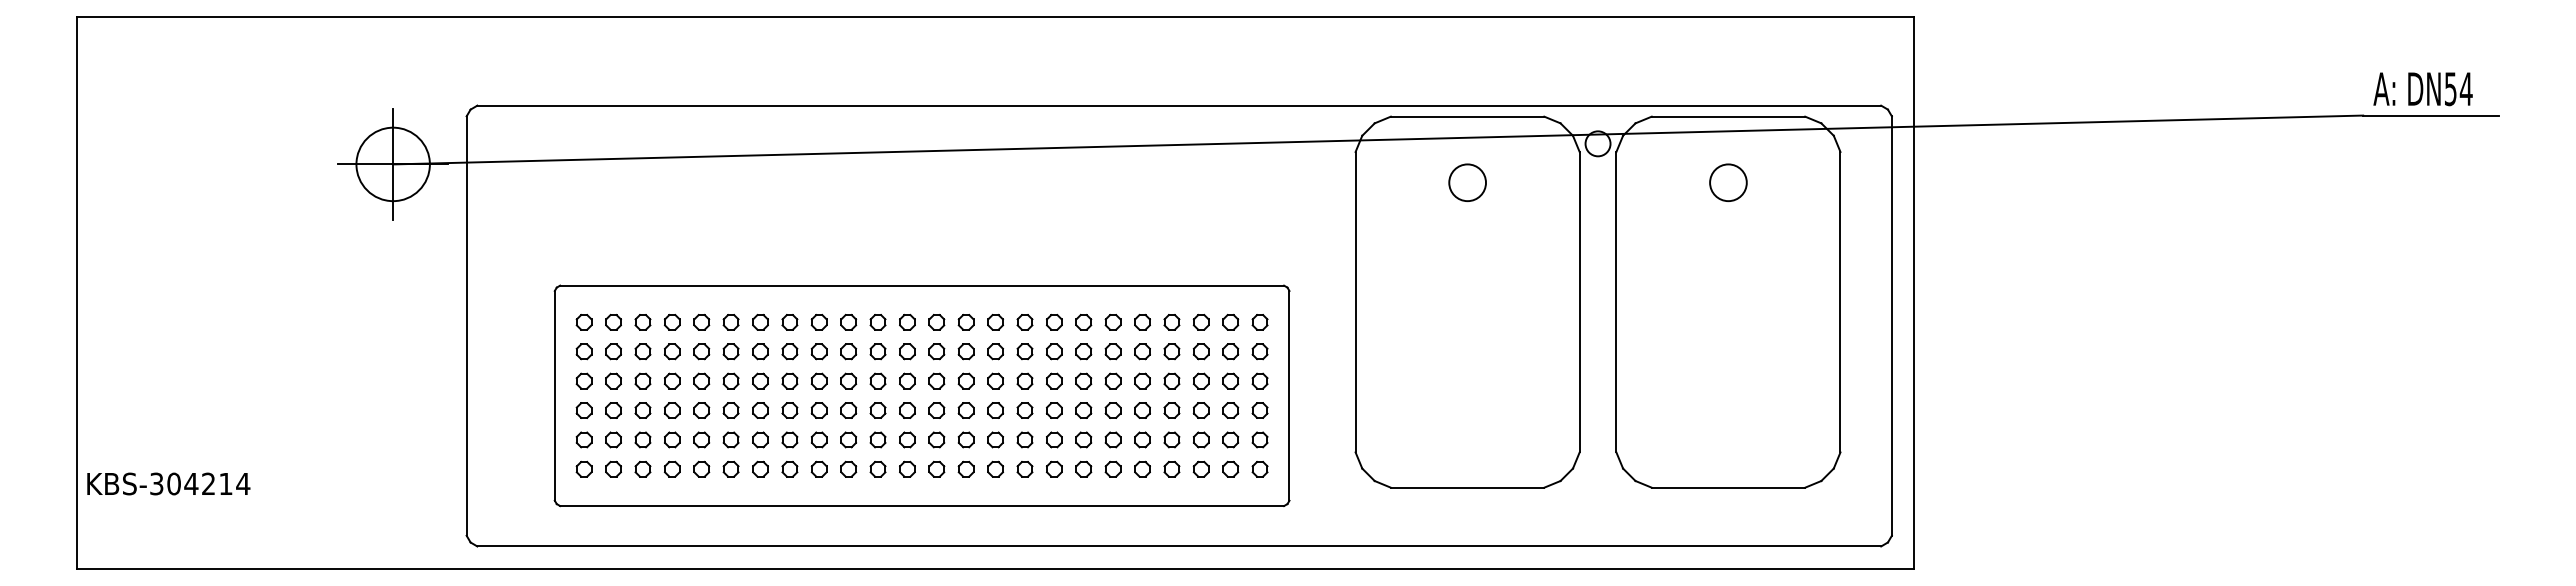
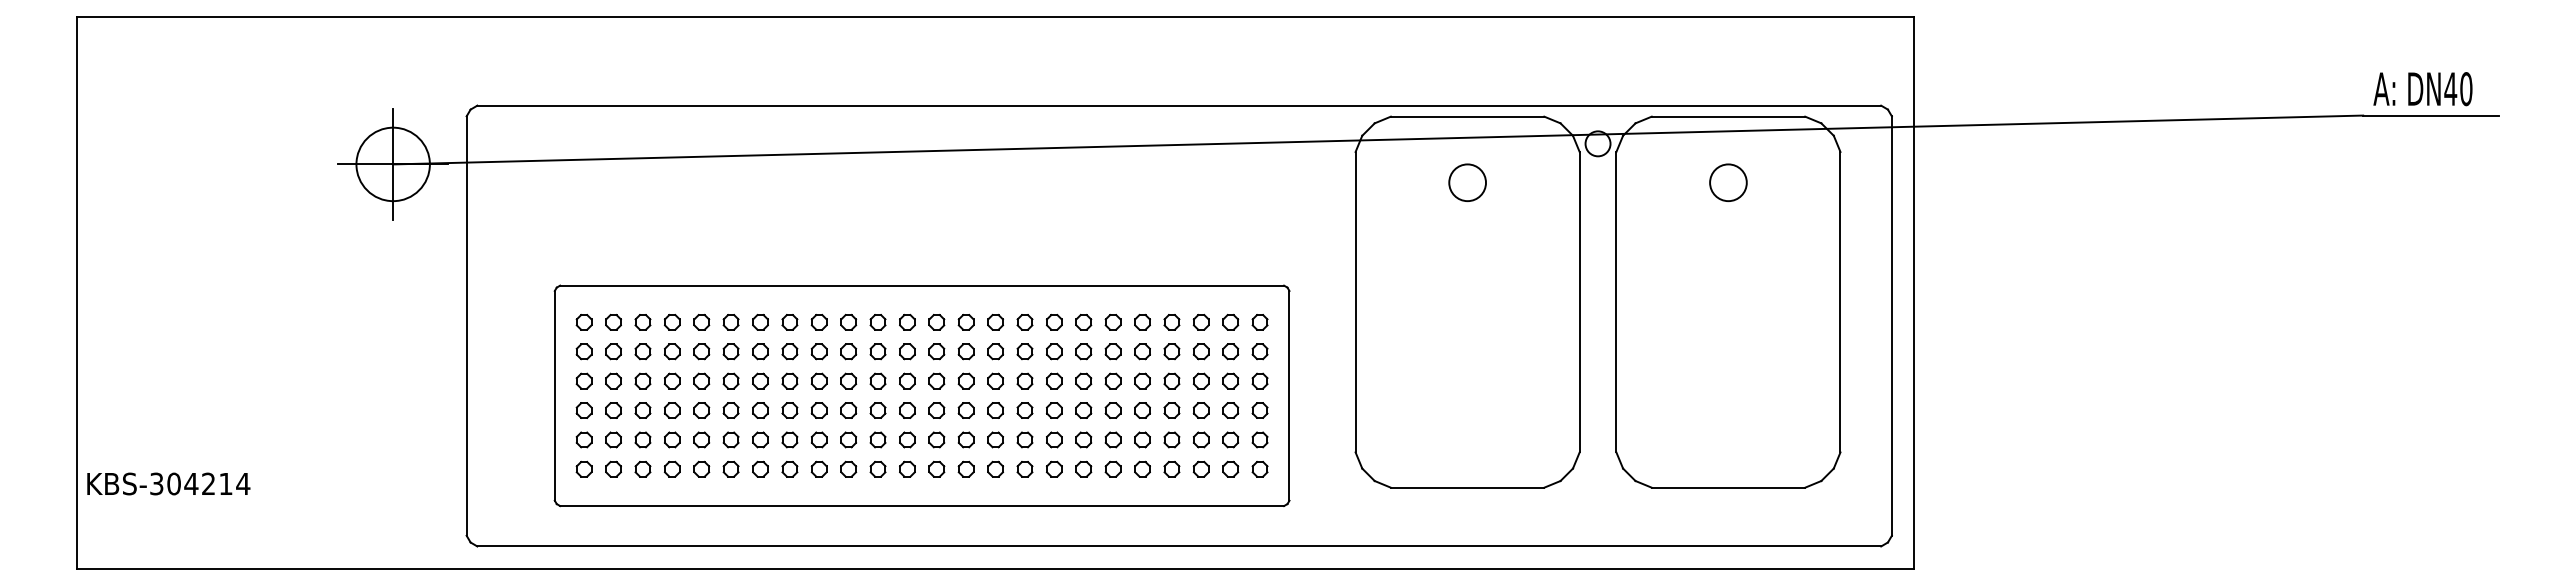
text: DN54 -> DN40 (2458, 89)
